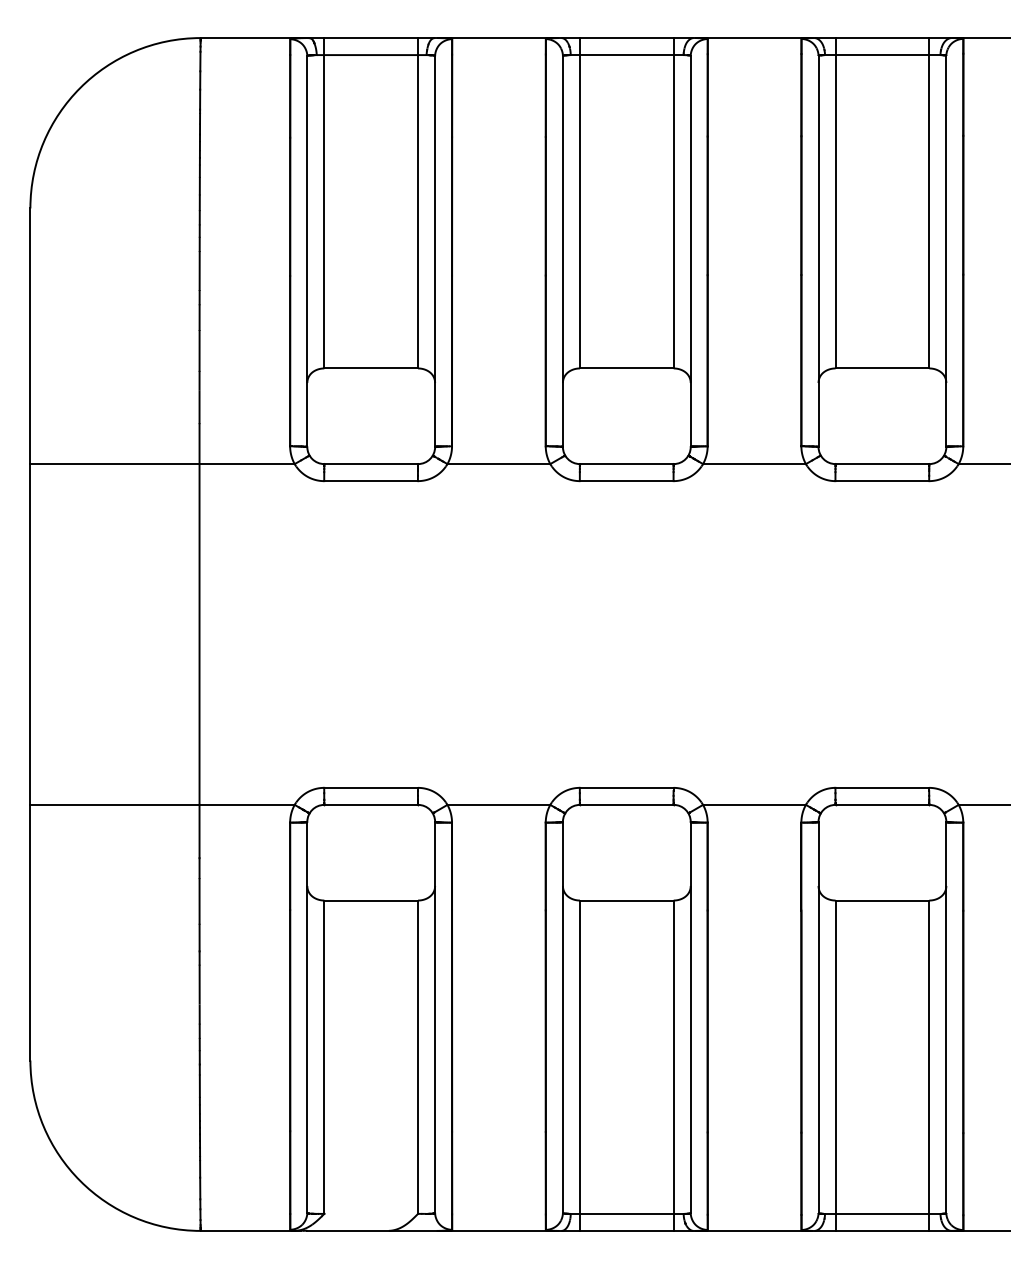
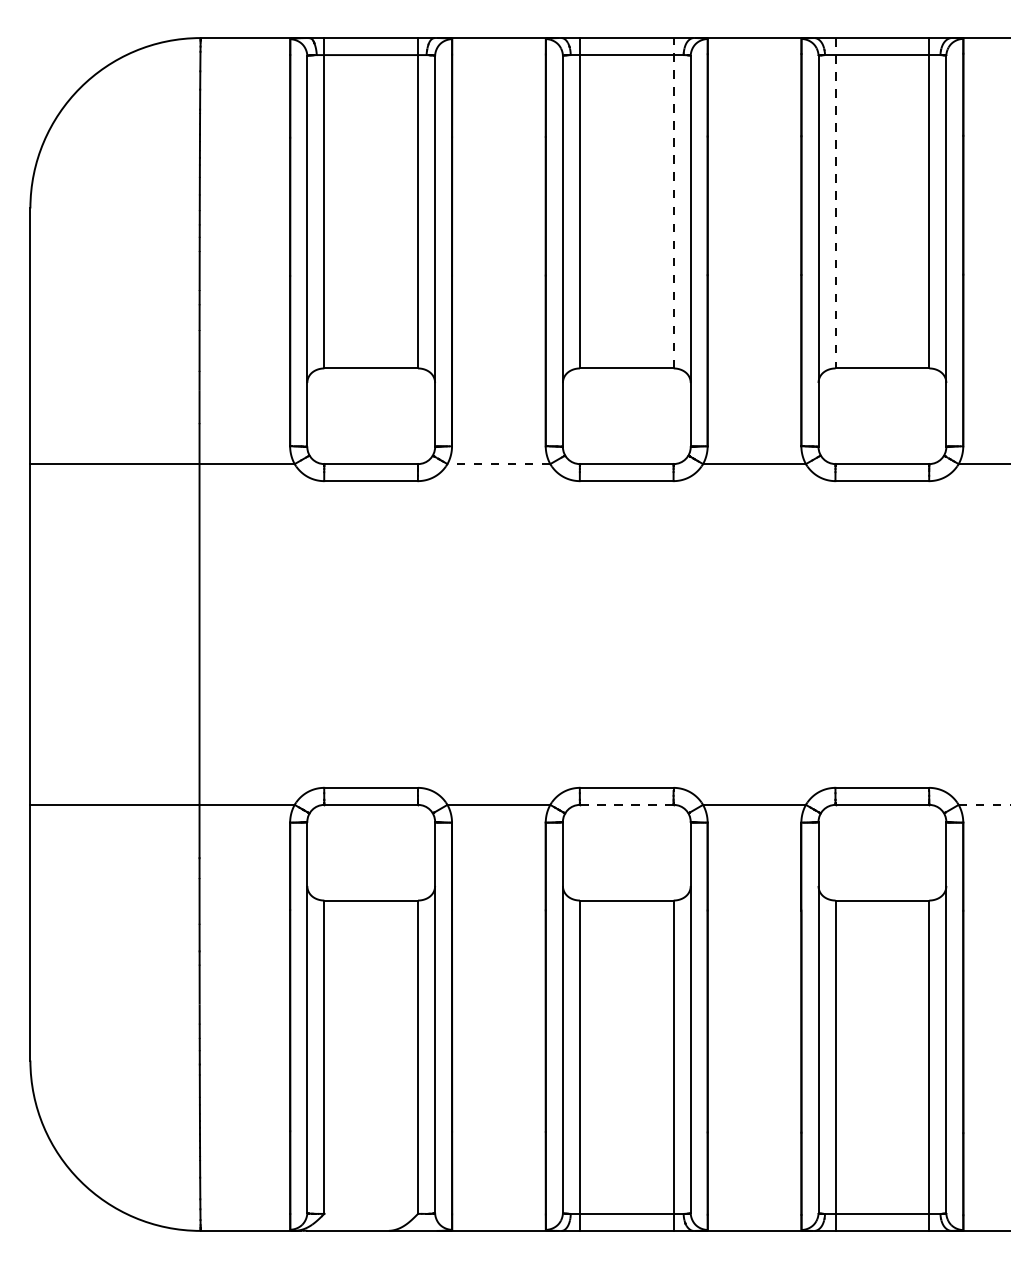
line: solid -> dashed (673, 202)
line: solid -> dashed (835, 203)
line: solid -> dashed (498, 464)
line: solid -> dashed (626, 804)
line: solid -> dashed (984, 804)
